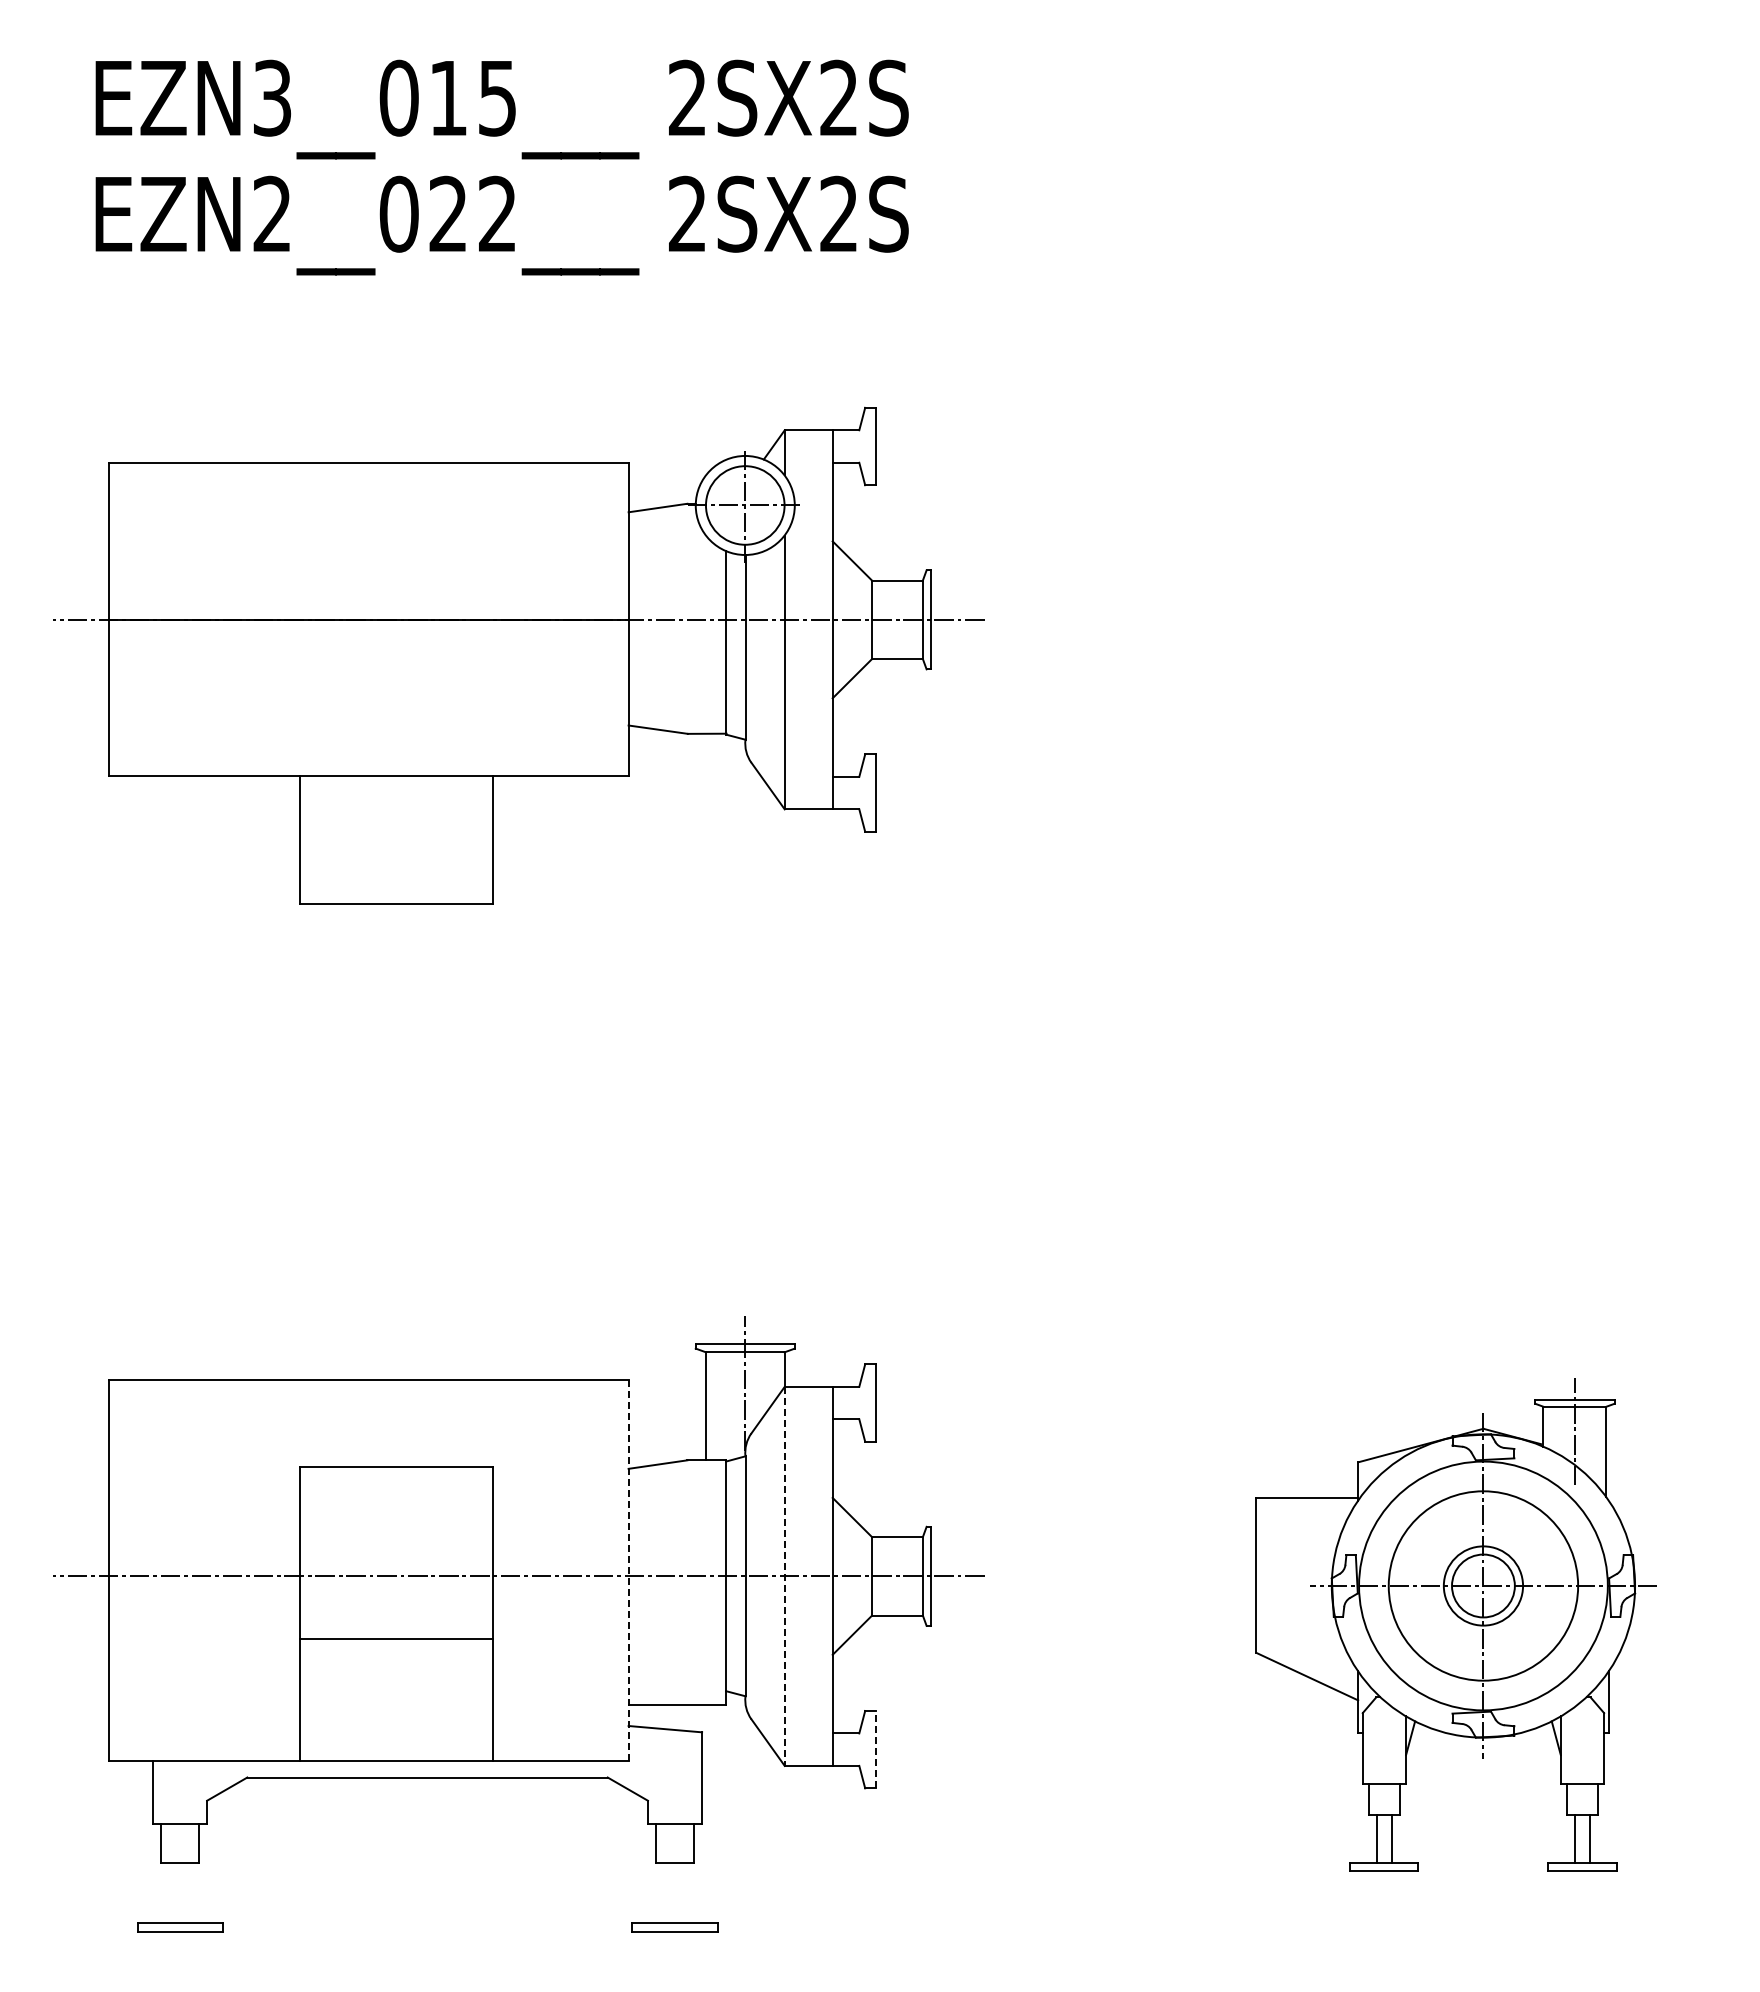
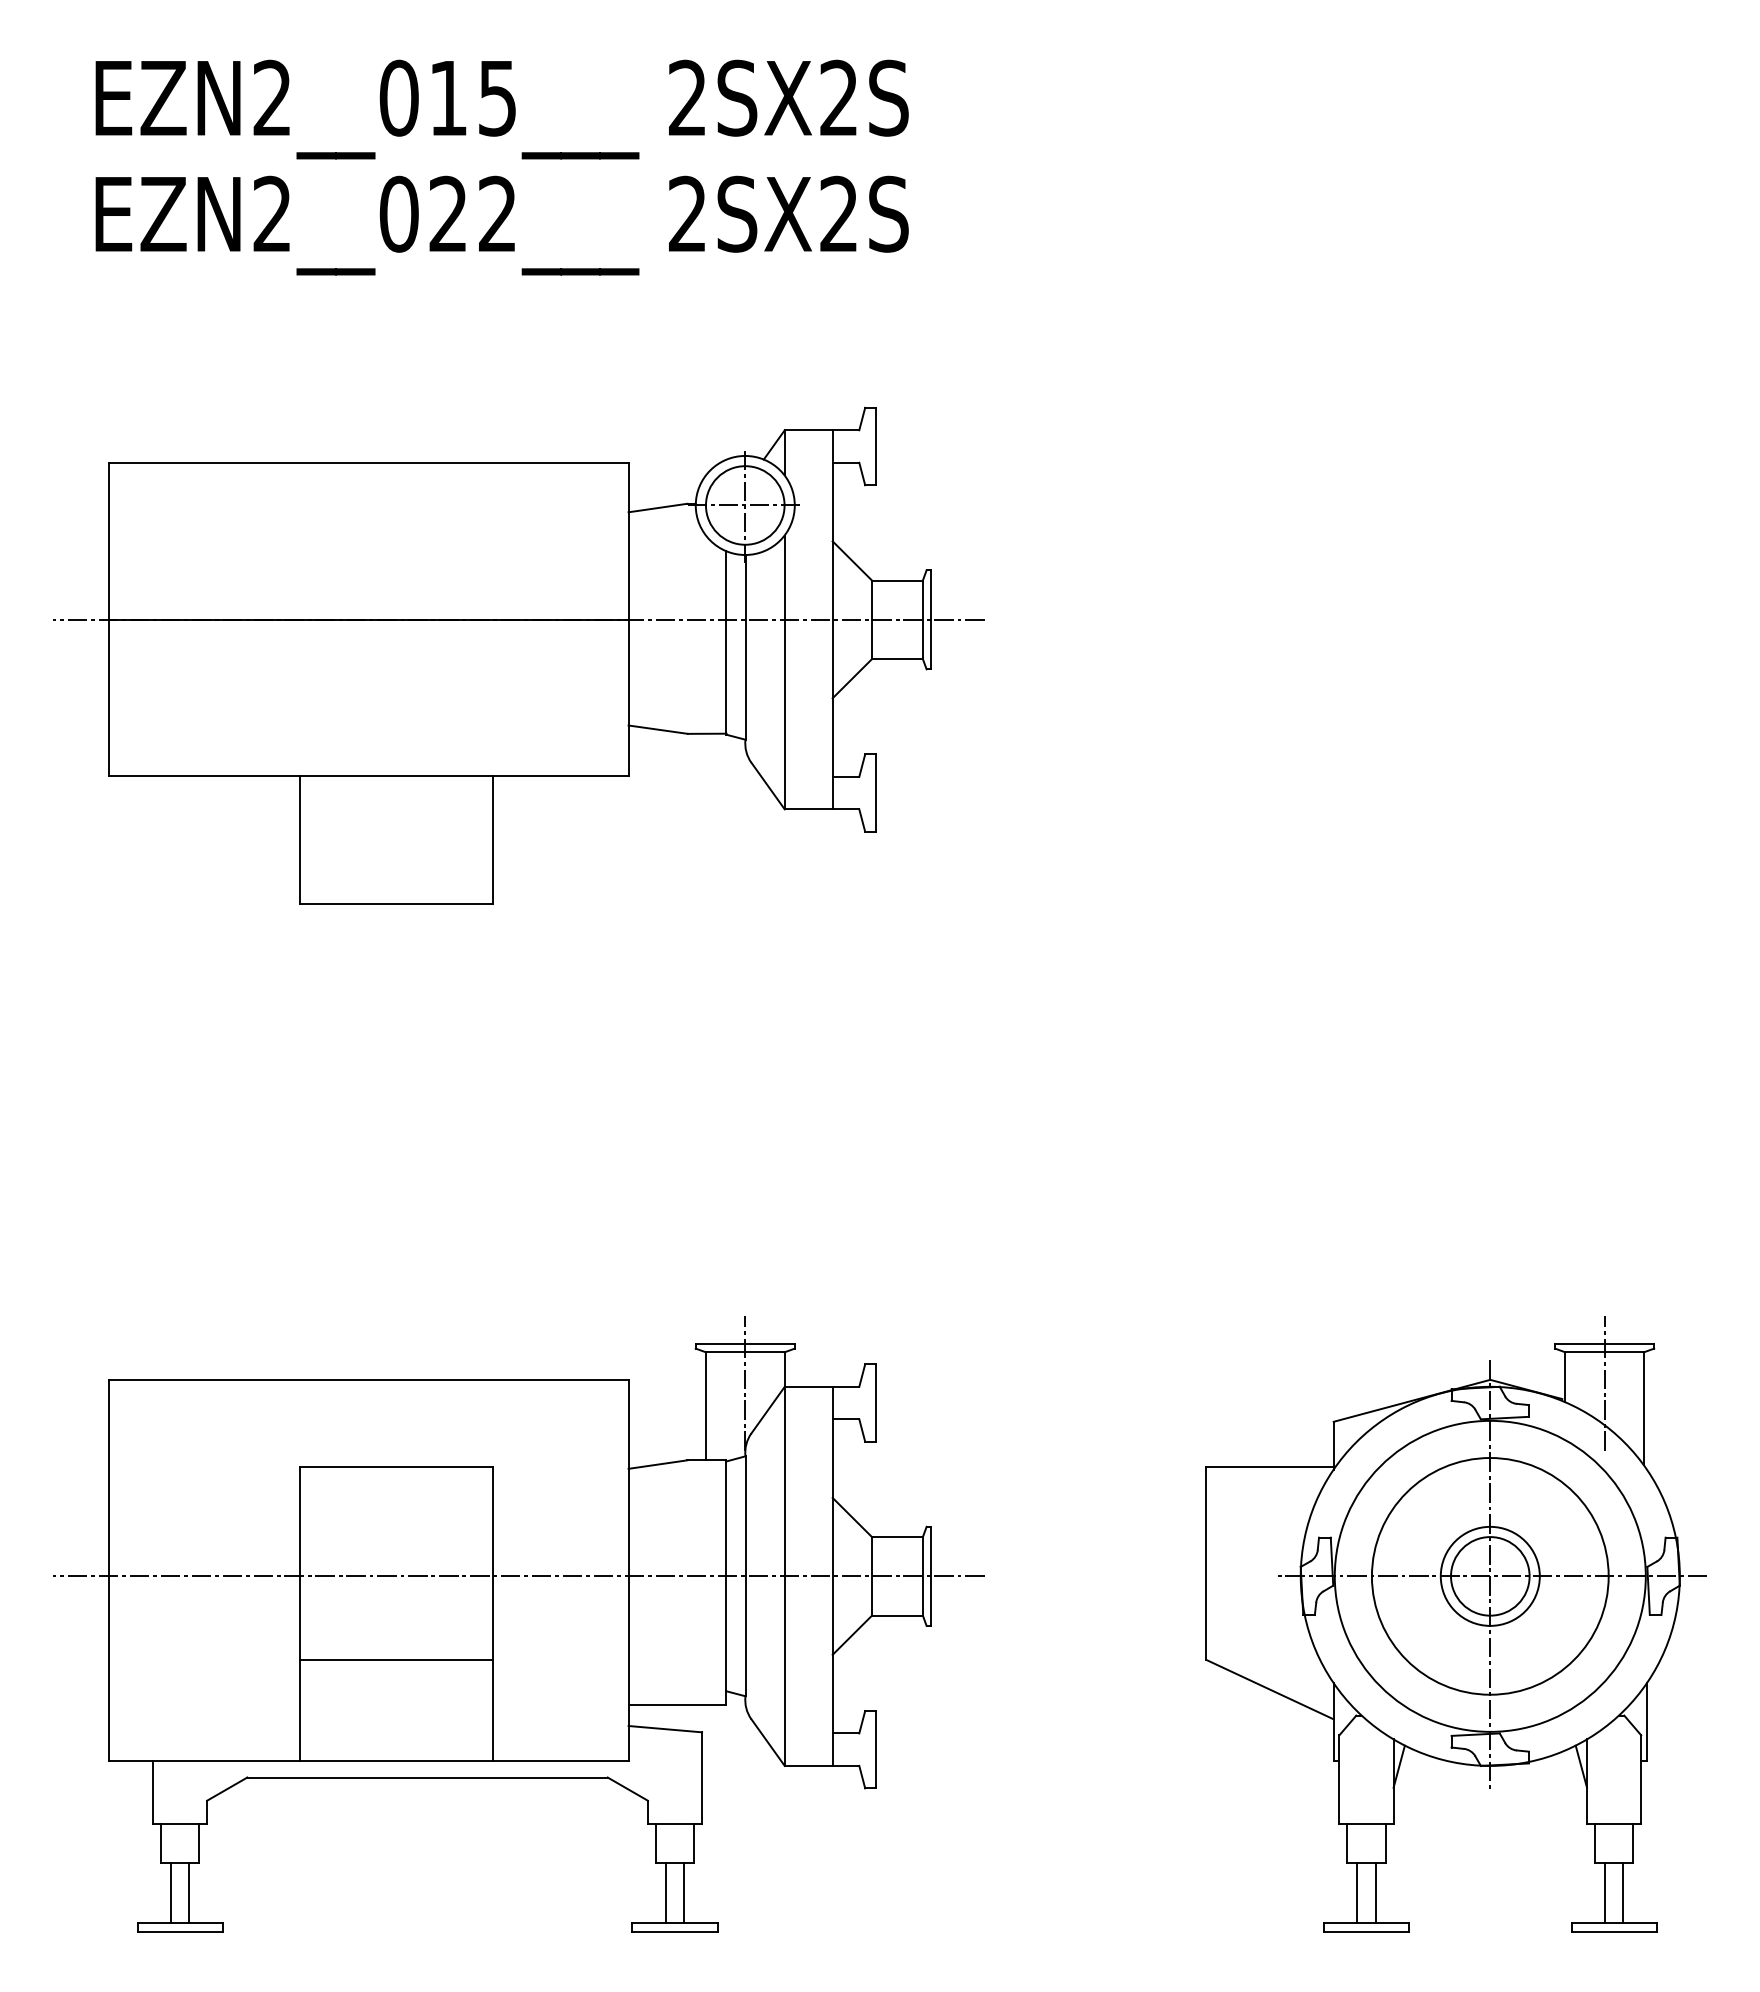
text: EZN3__015___ -> EZN2__015___ (272, 98)
line: dashed -> solid (628, 1570)
line: dashed -> solid (784, 1576)
part size: 402x494 px -> 502x617 px (1455, 1624)
line position: (396, 1638) -> (396, 1659) (396, 1659)
line: dashed -> solid (876, 1749)
line: none -> present (170, 1892)
line: none -> present (189, 1892)
line: none -> present (665, 1892)
line: none -> present (684, 1892)
